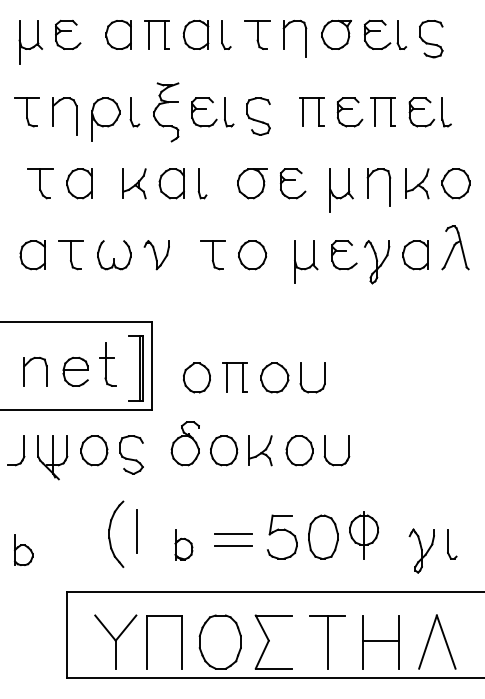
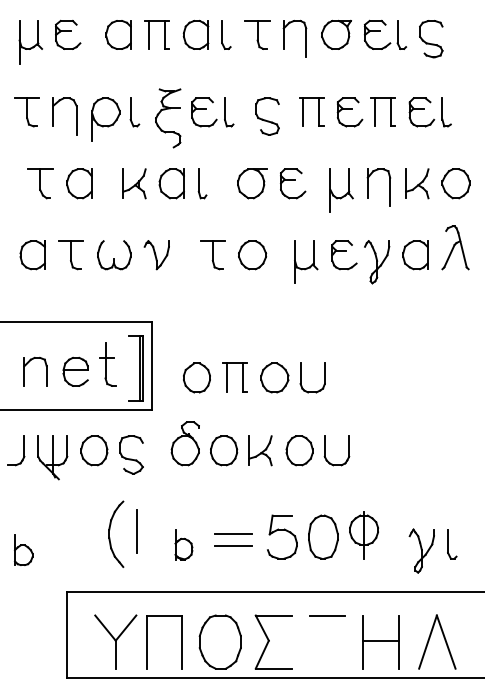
part position: (163, 104) -> (165, 110) (165, 110)
part position: (258, 116) -> (267, 116) (267, 116)
line: present -> none (327, 641)
